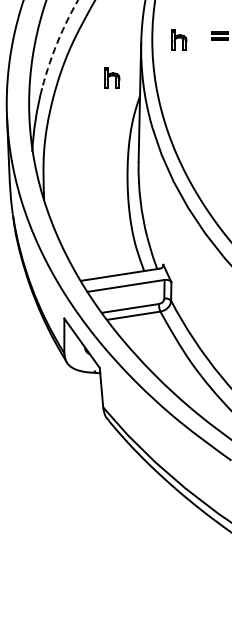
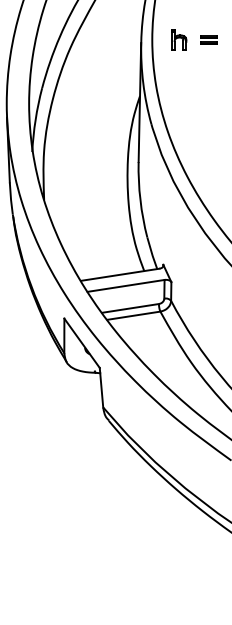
part position: (219, 35) -> (208, 39) (208, 39)
arc: dashed -> solid (57, 43)
part: present -> none (112, 77)
